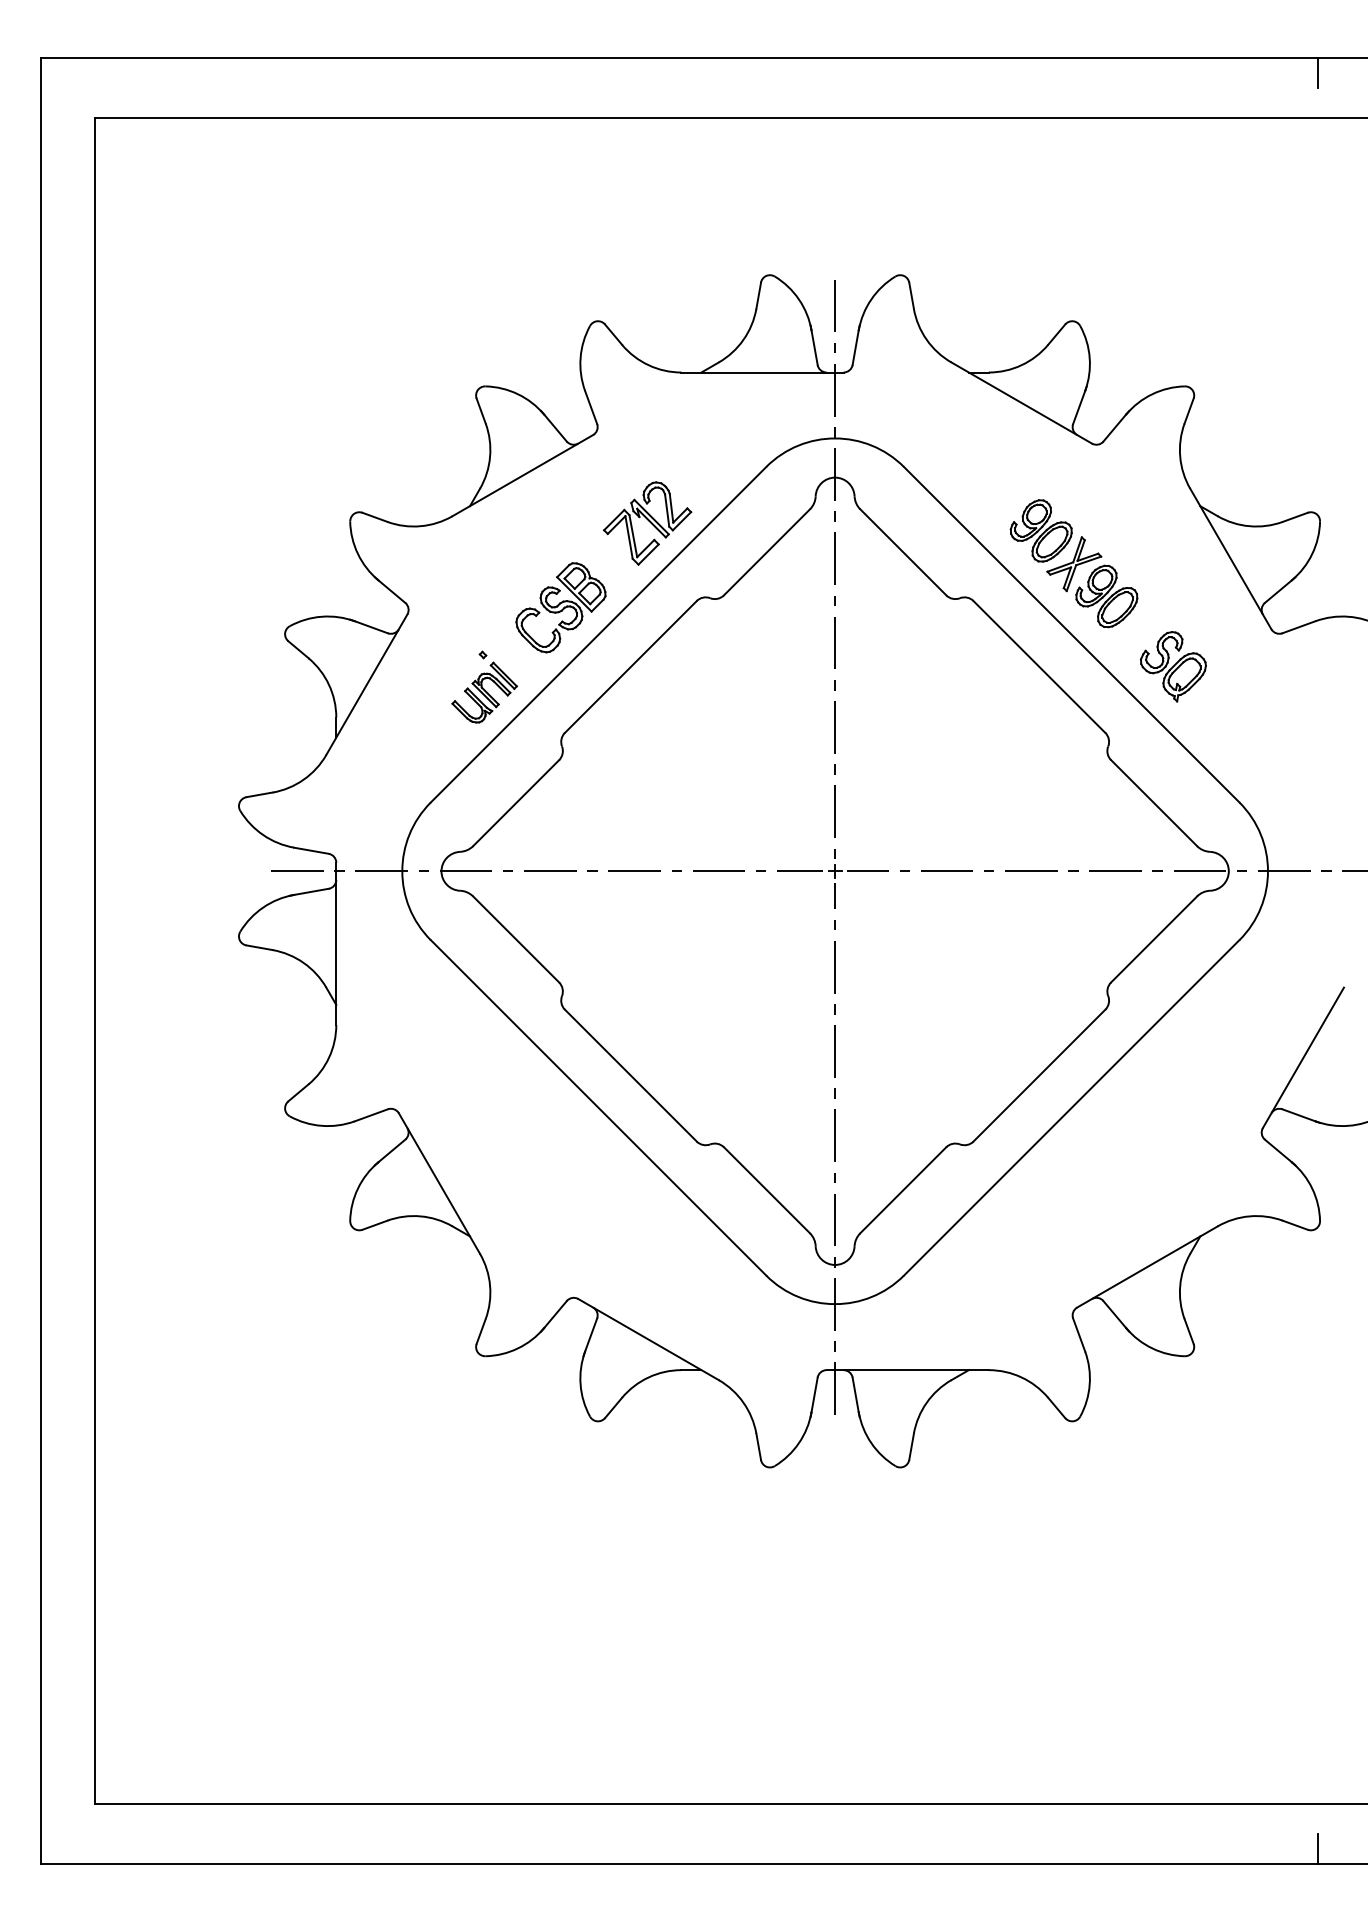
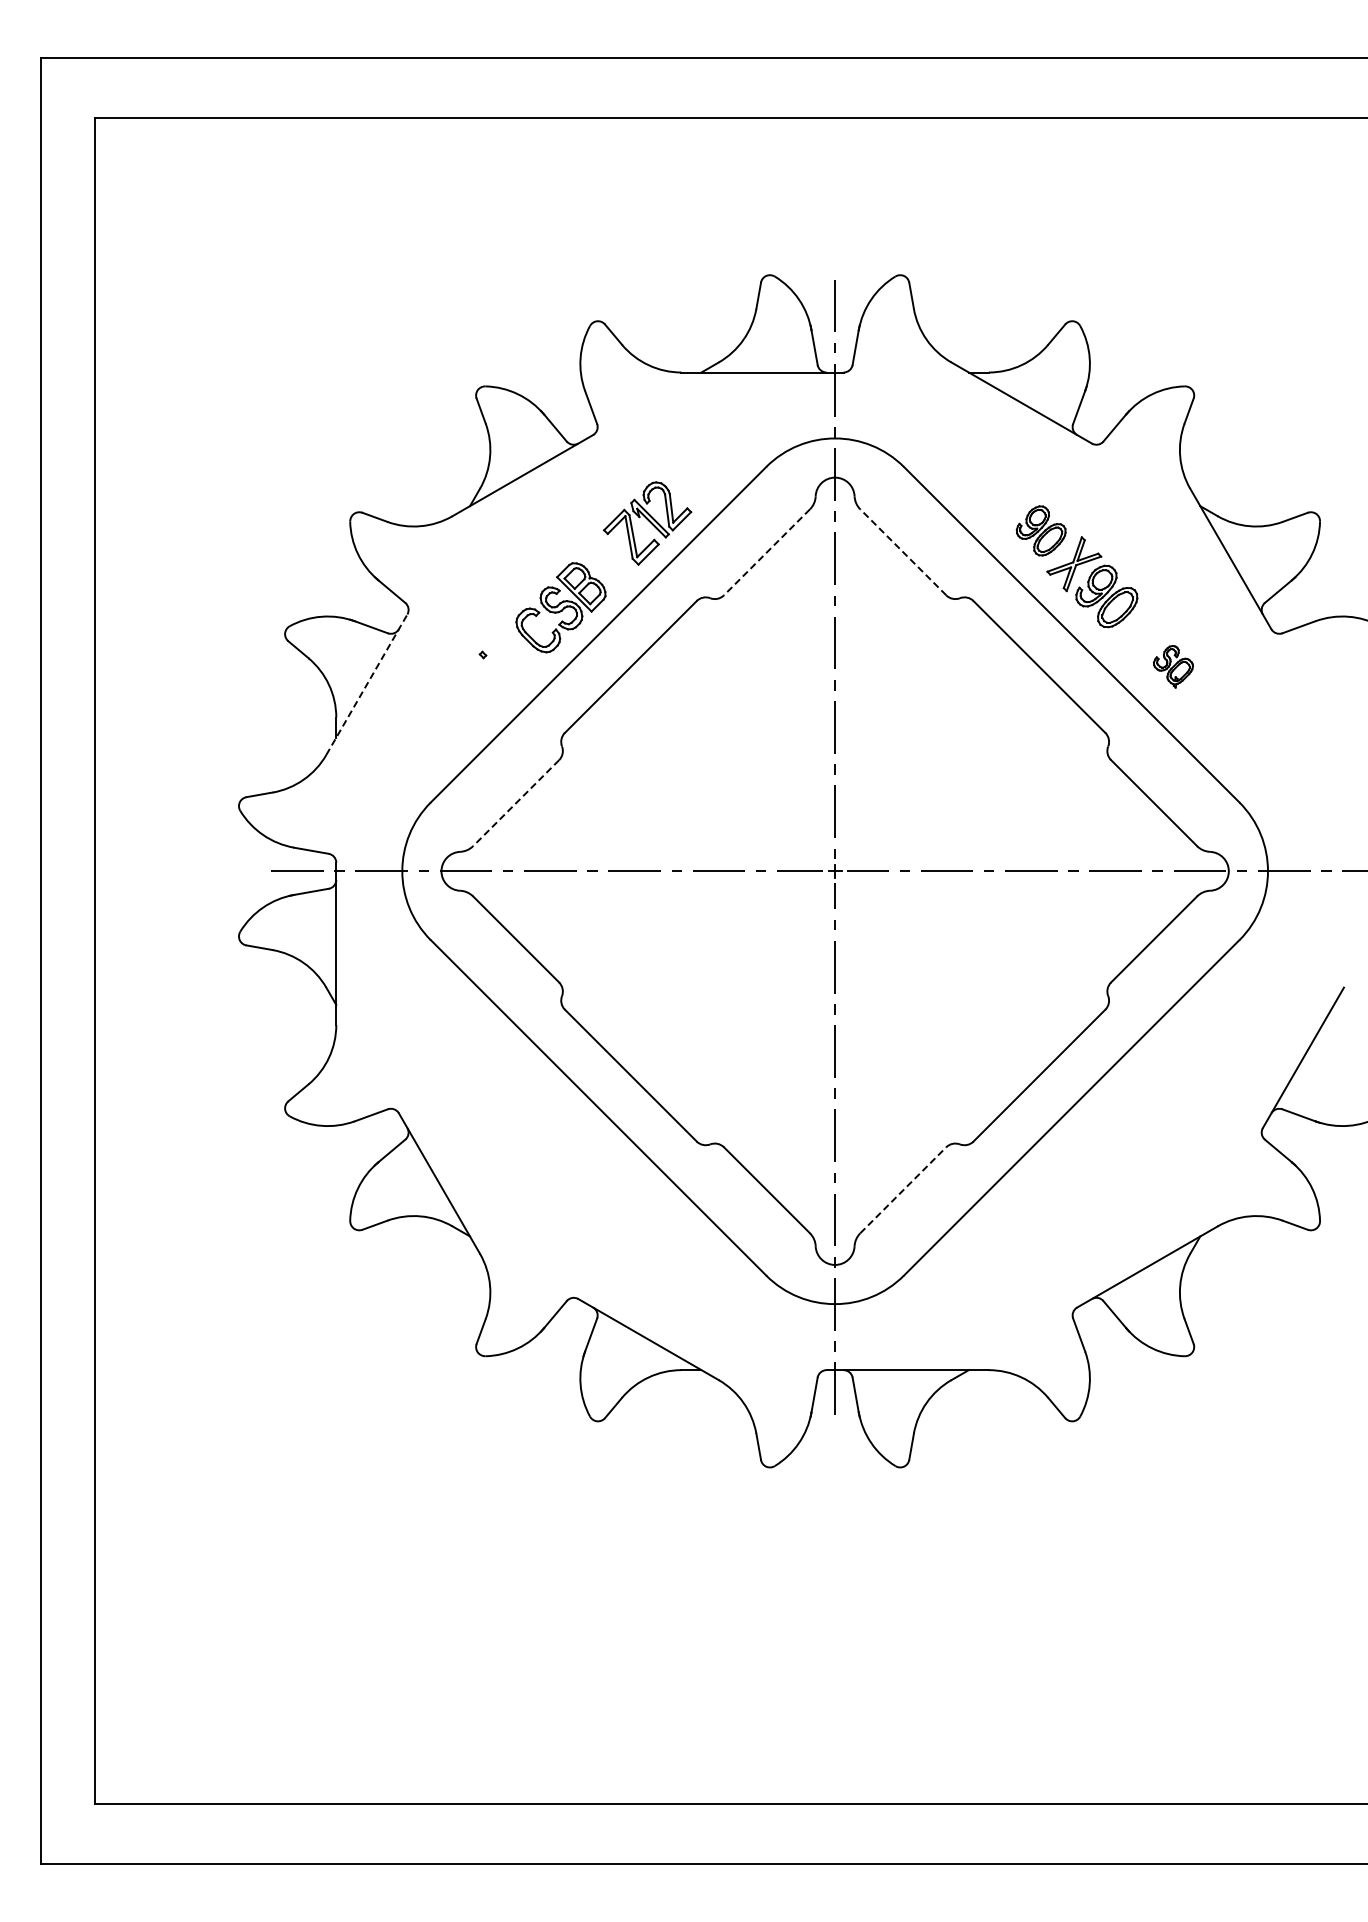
line: present -> none (1318, 72)
part size: 64x64 px -> 52x52 px (1040, 530)
line: solid -> dashed (766, 552)
line: solid -> dashed (903, 552)
part size: 67x72 px -> 41x44 px (1173, 666)
line: solid -> dashed (367, 684)
part: present -> none (484, 692)
line: solid -> dashed (516, 803)
line: solid -> dashed (903, 1190)
line: present -> none (1318, 1848)
